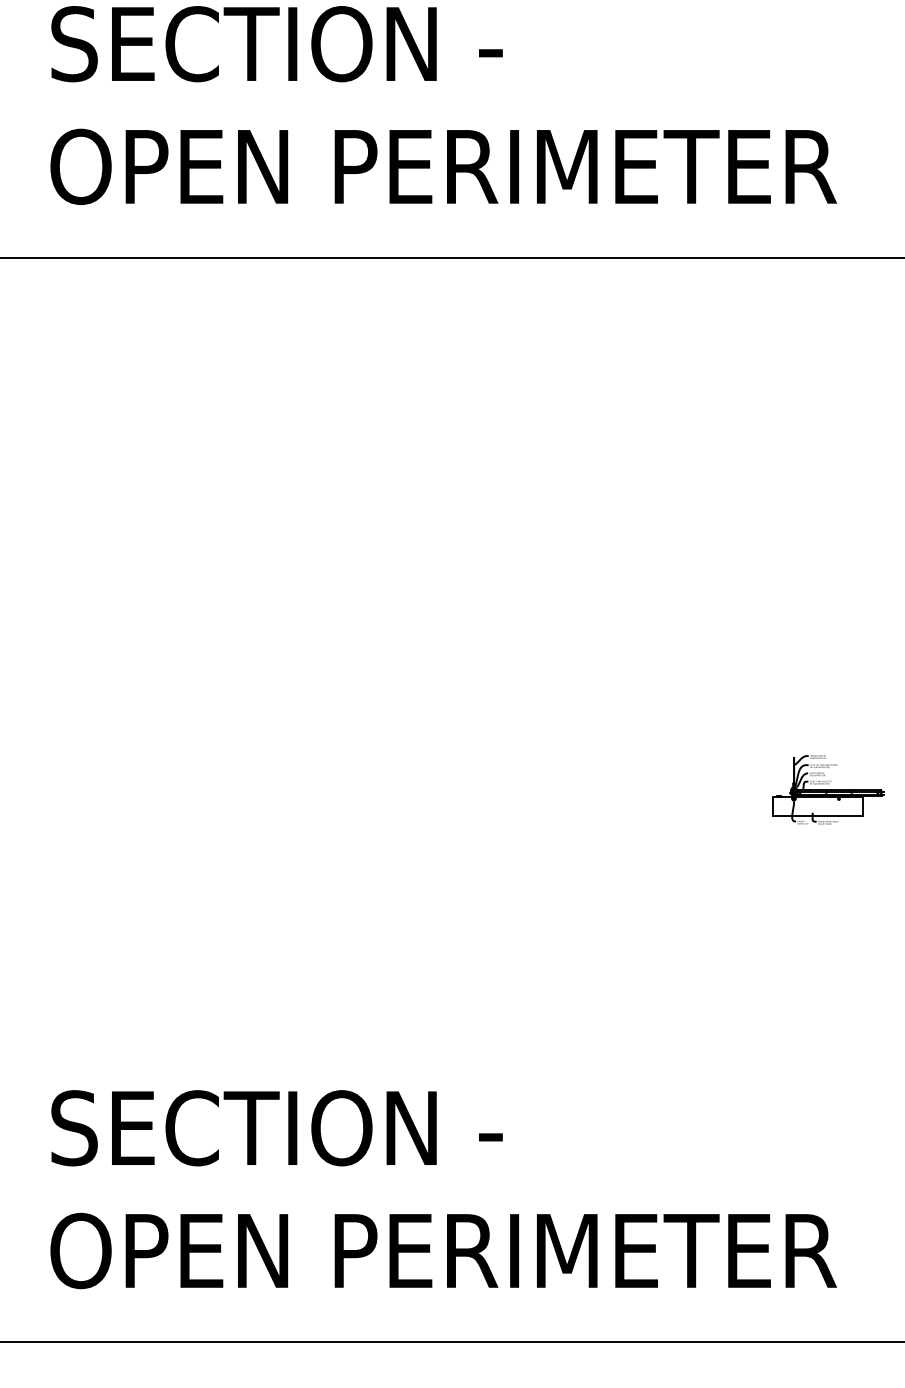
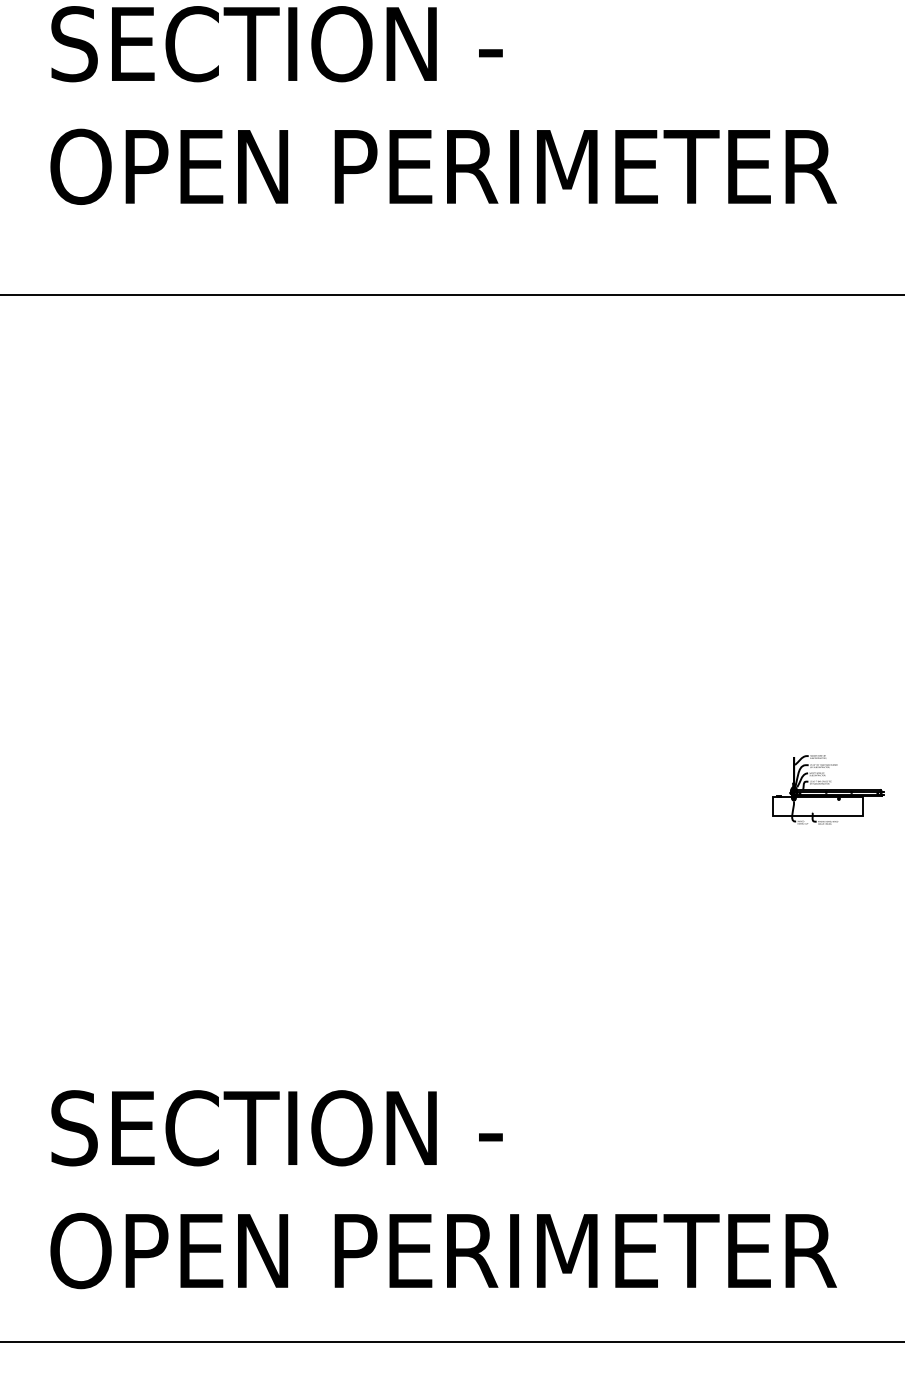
line position: (451, 257) -> (451, 294) (451, 294)
